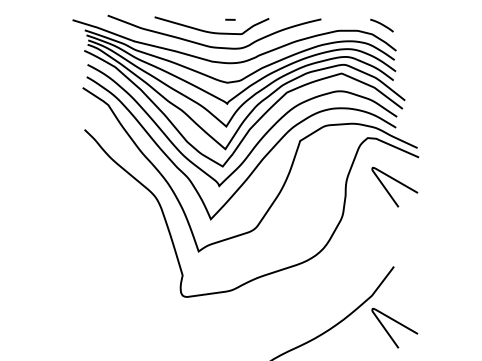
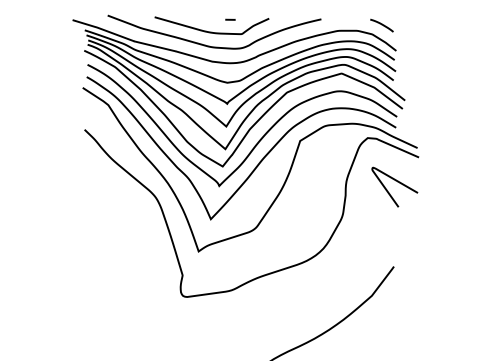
curve: present -> none (397, 323)
